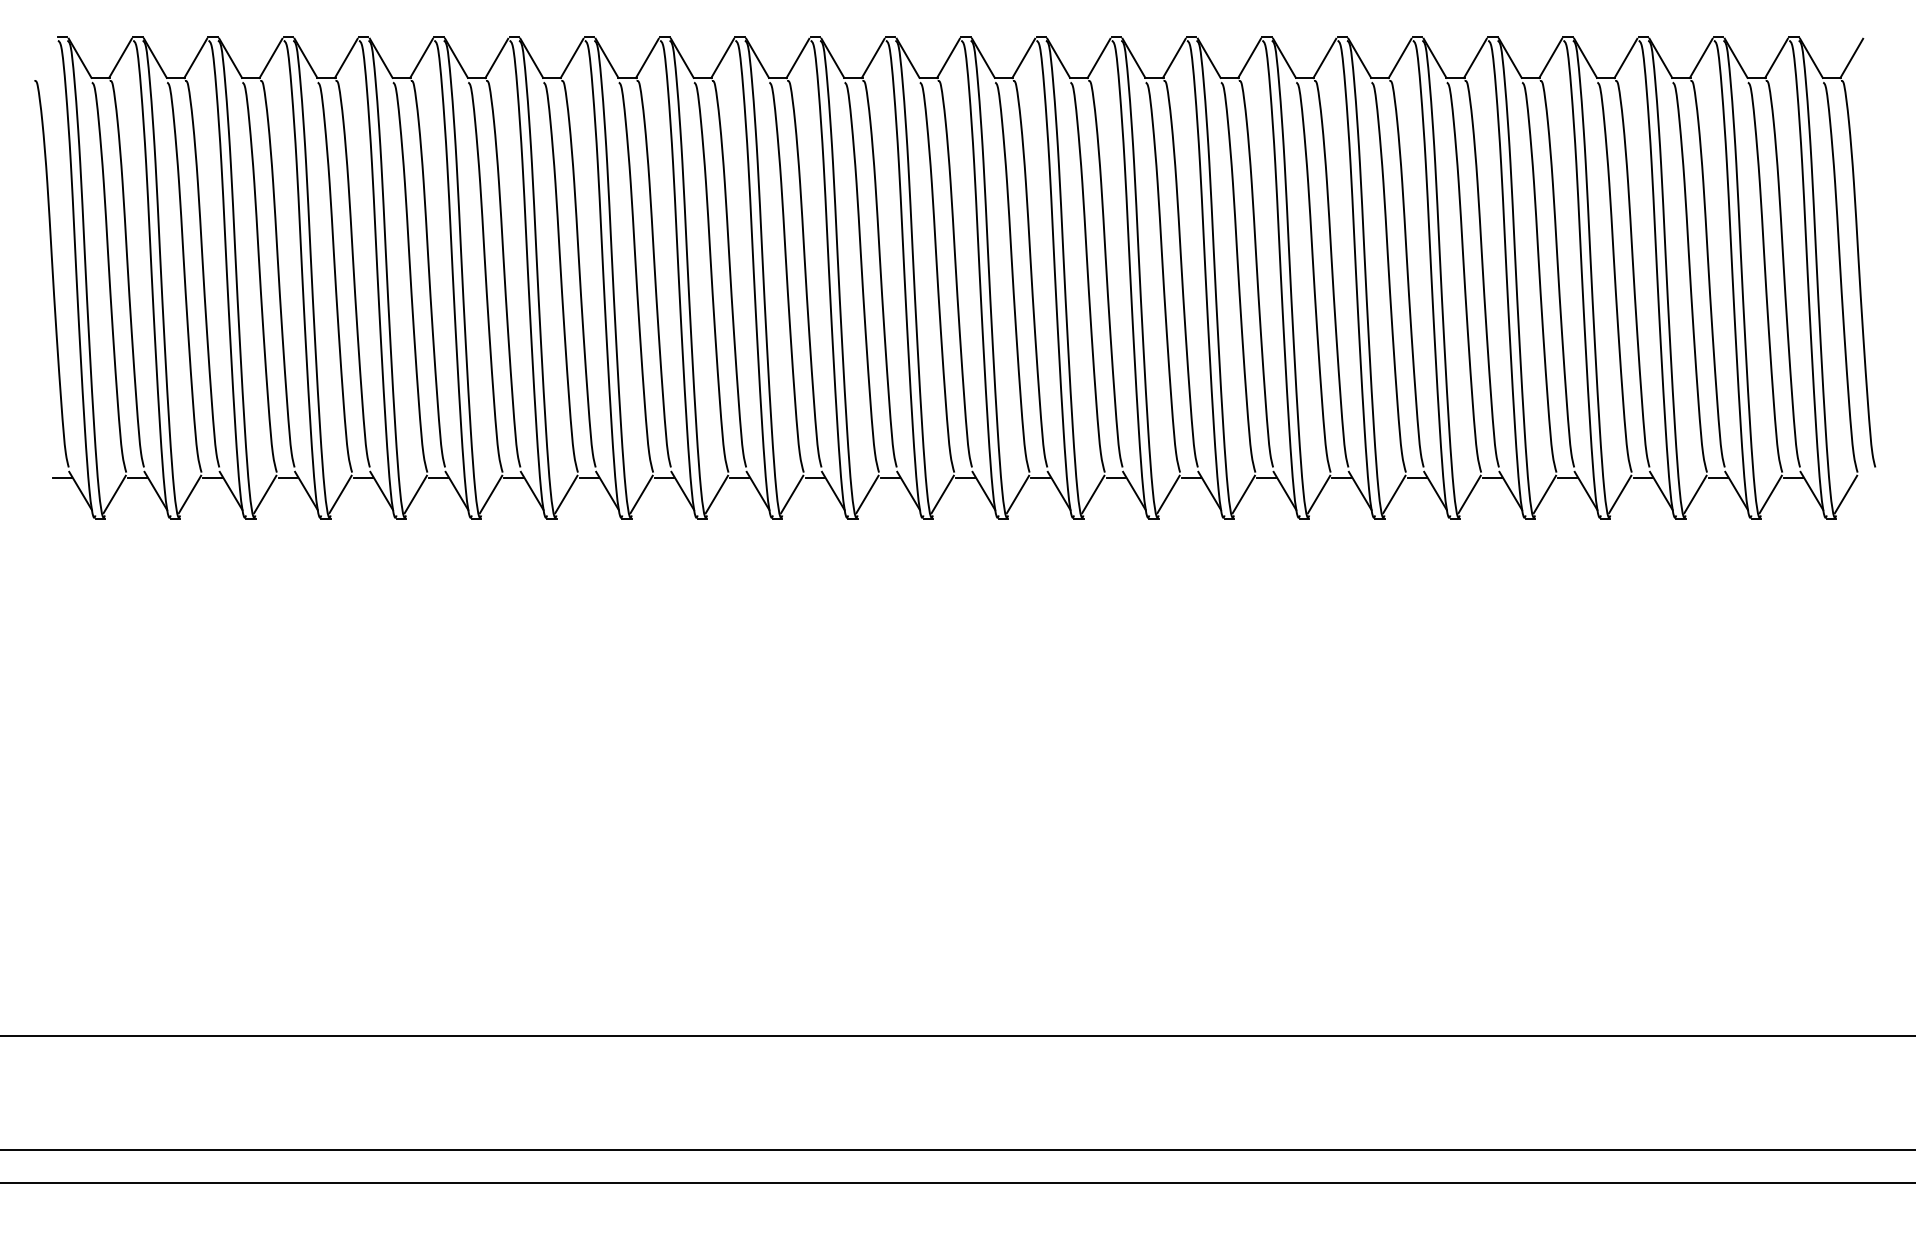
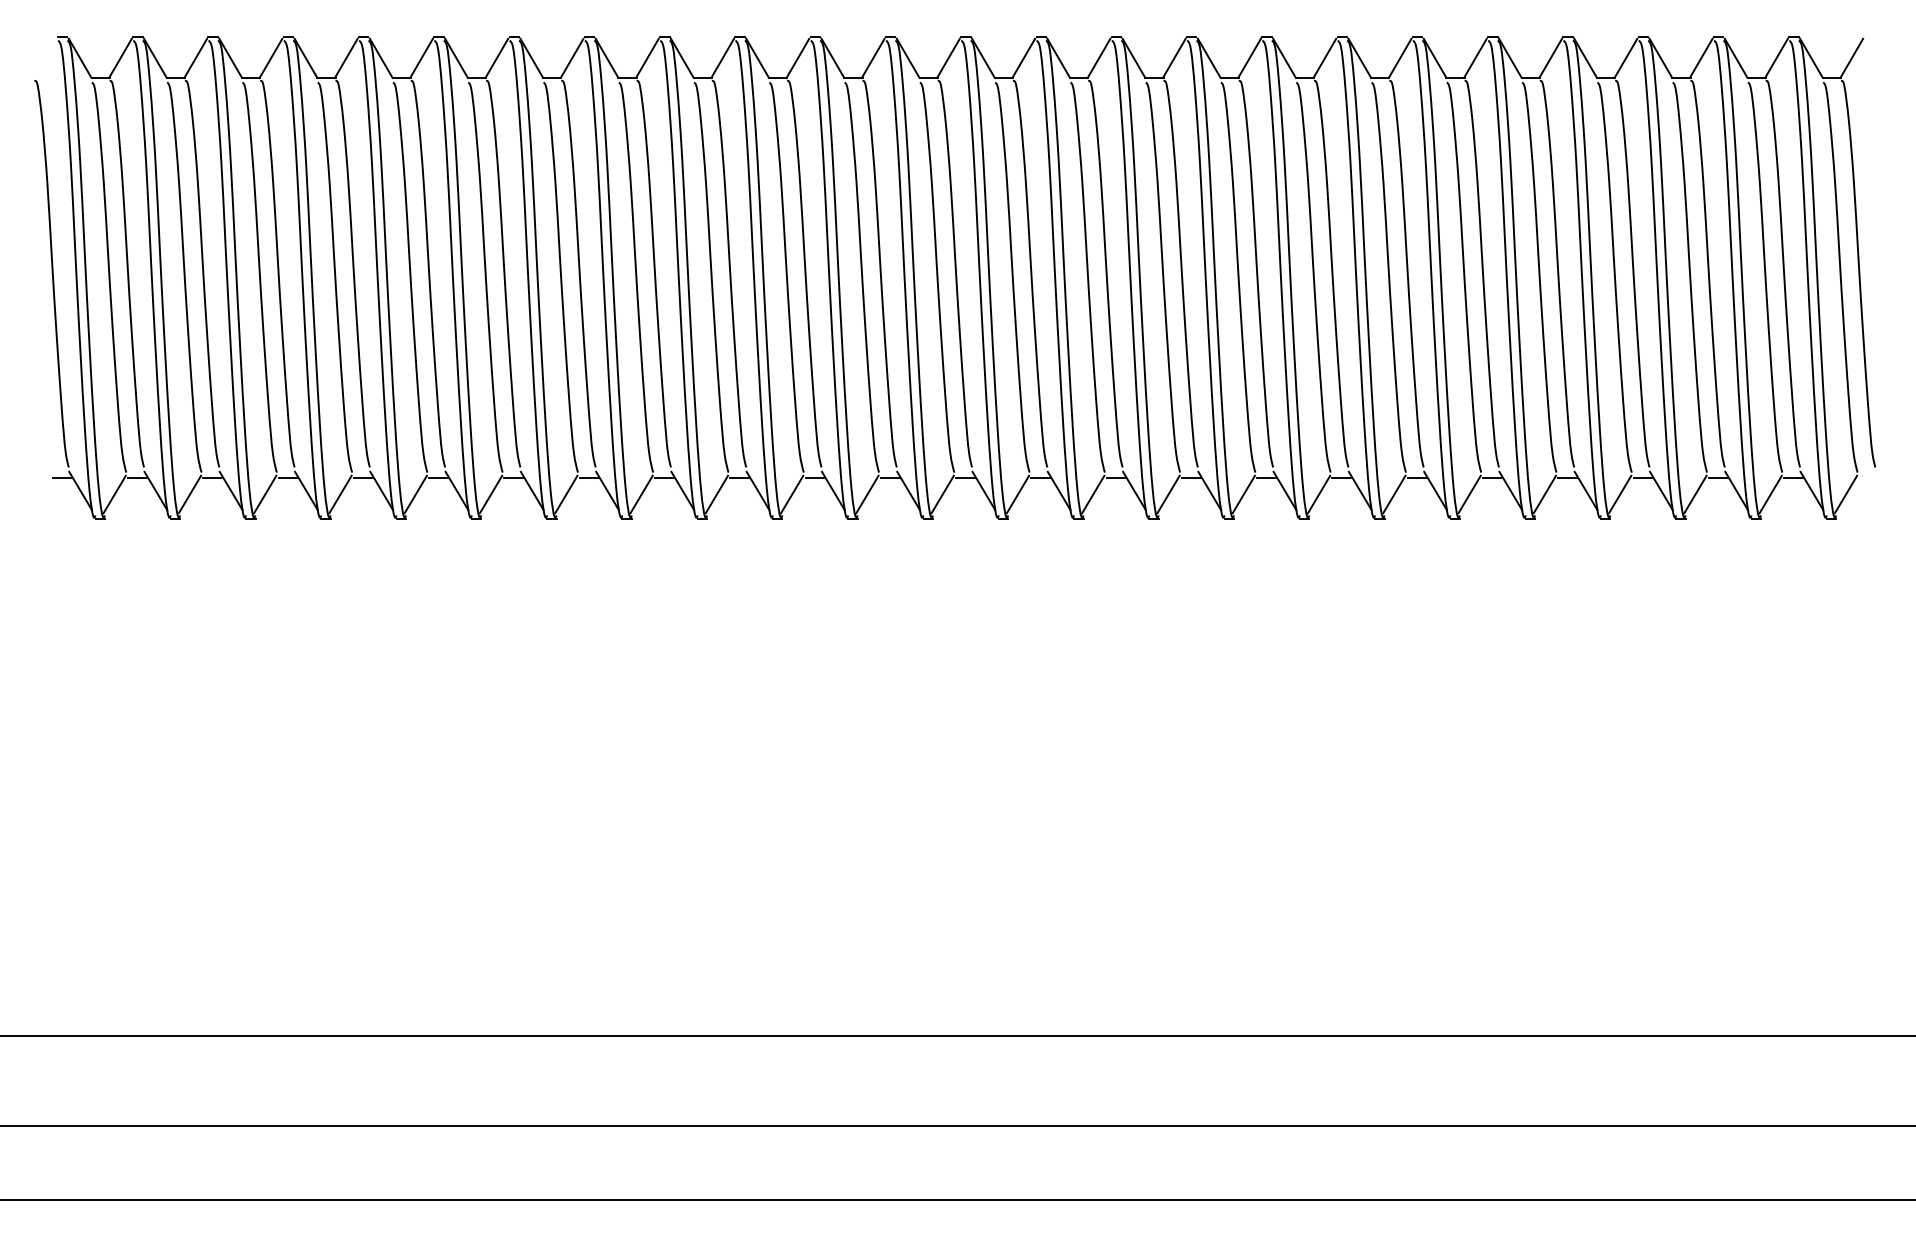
line position: (957, 1149) -> (957, 1125) (957, 1125)
line position: (957, 1182) -> (957, 1199) (957, 1199)
